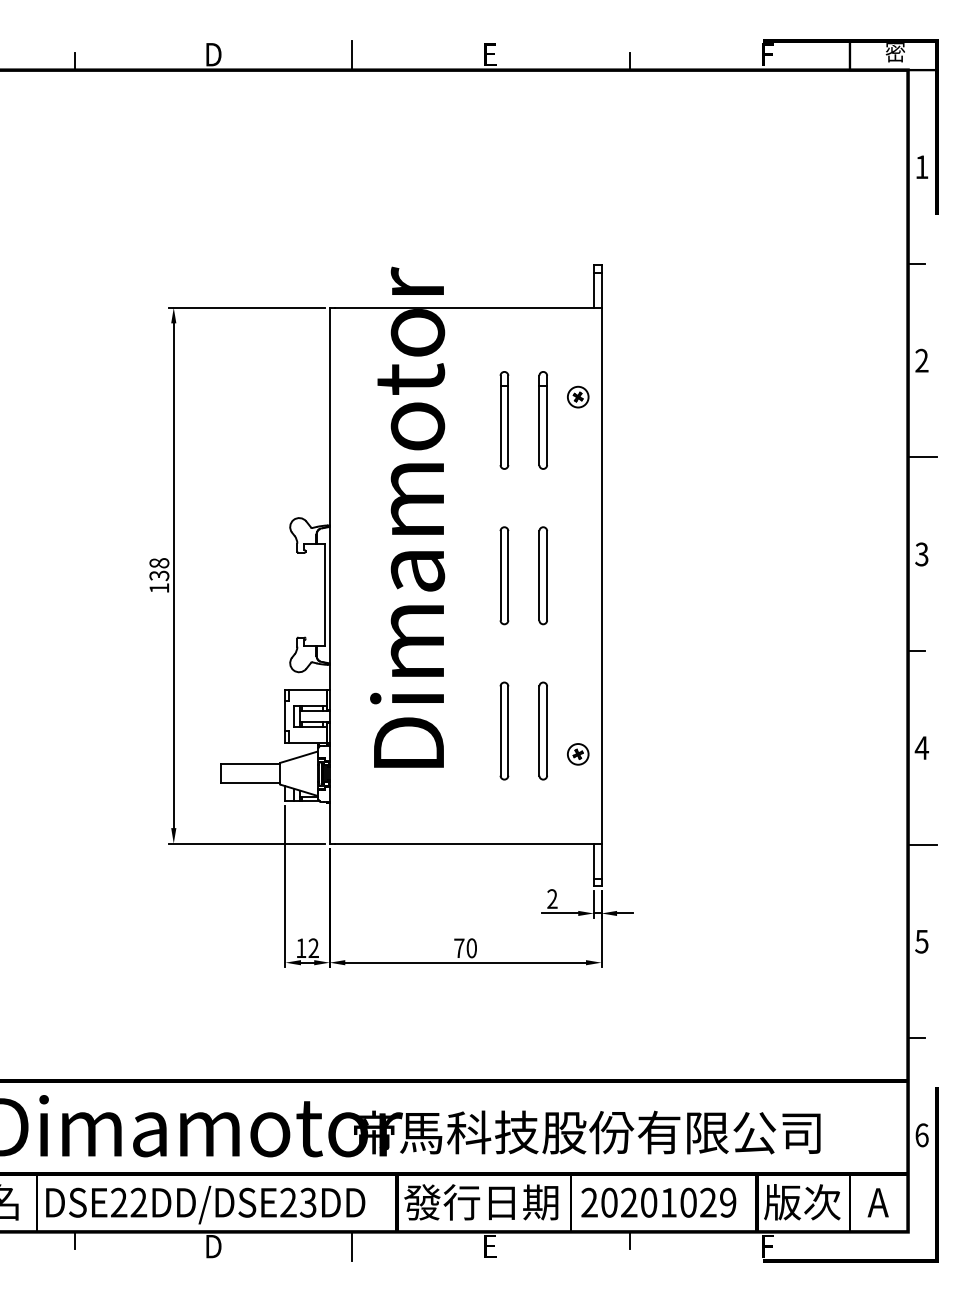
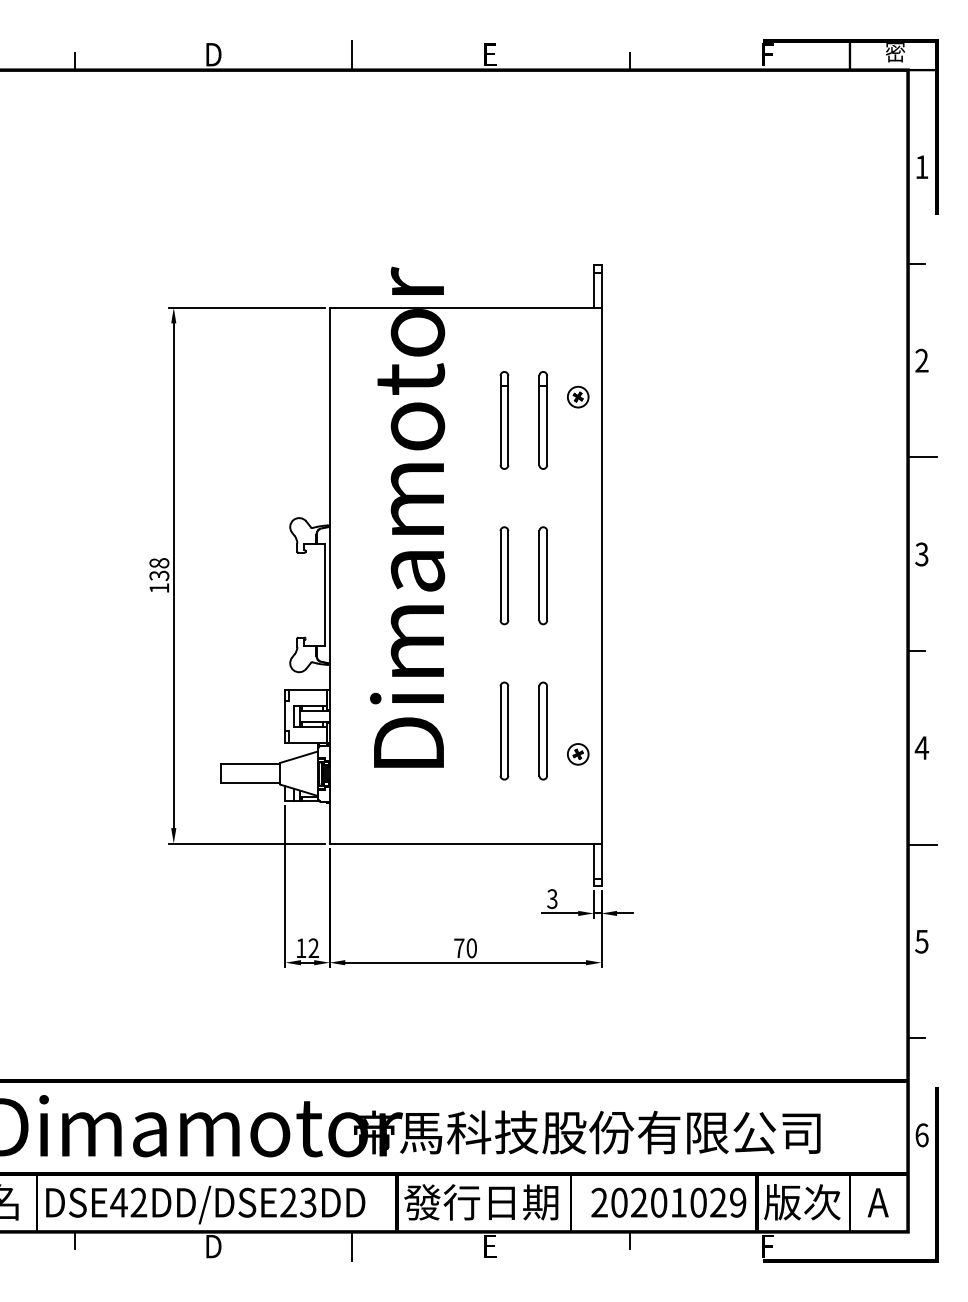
text: 2 -> 3 (552, 899)
text: DSE22DD/DSE23DD -> DSE42DD/DSE23DD (118, 1202)
text position: (658, 1202) -> (668, 1202) (668, 1202)
